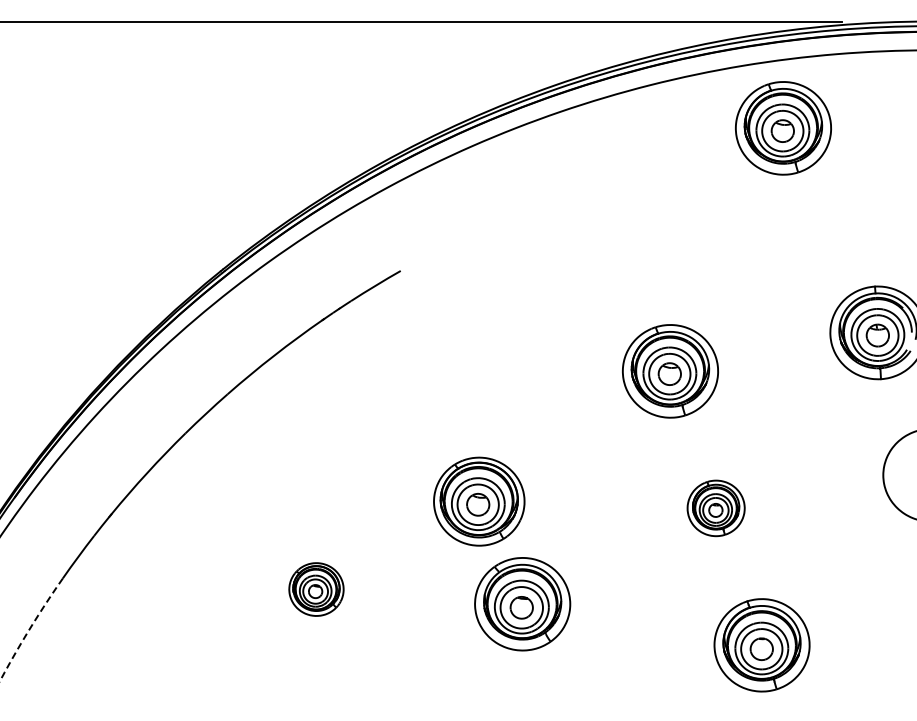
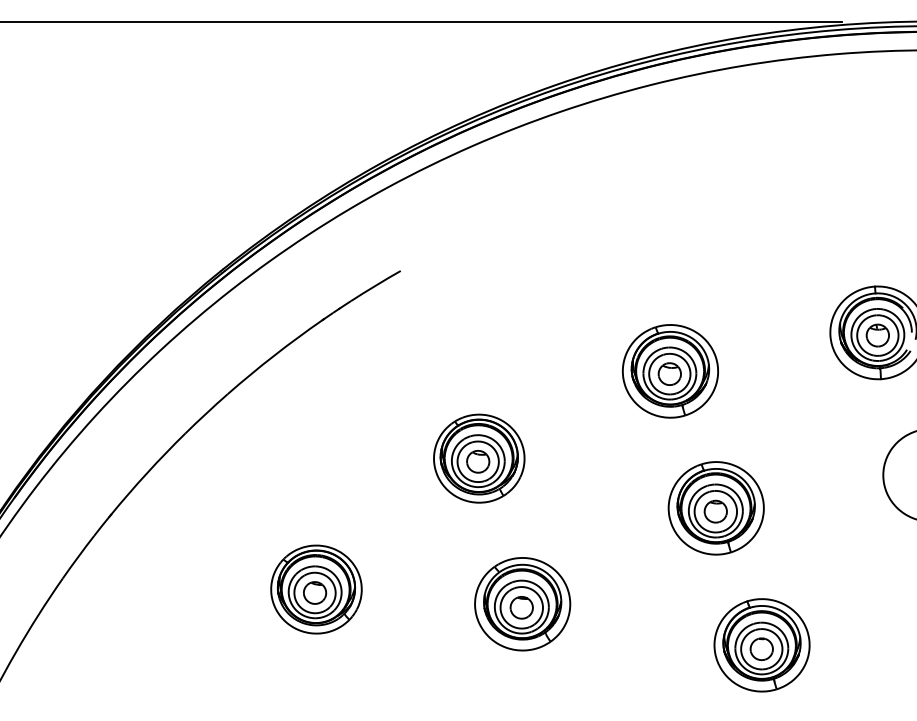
part: present -> none (783, 128)
part position: (479, 501) -> (479, 458) (479, 458)
part size: 60x59 px -> 98x95 px (715, 508)
part size: 57x55 px -> 93x91 px (316, 589)
arc: dashed -> solid (29, 629)
